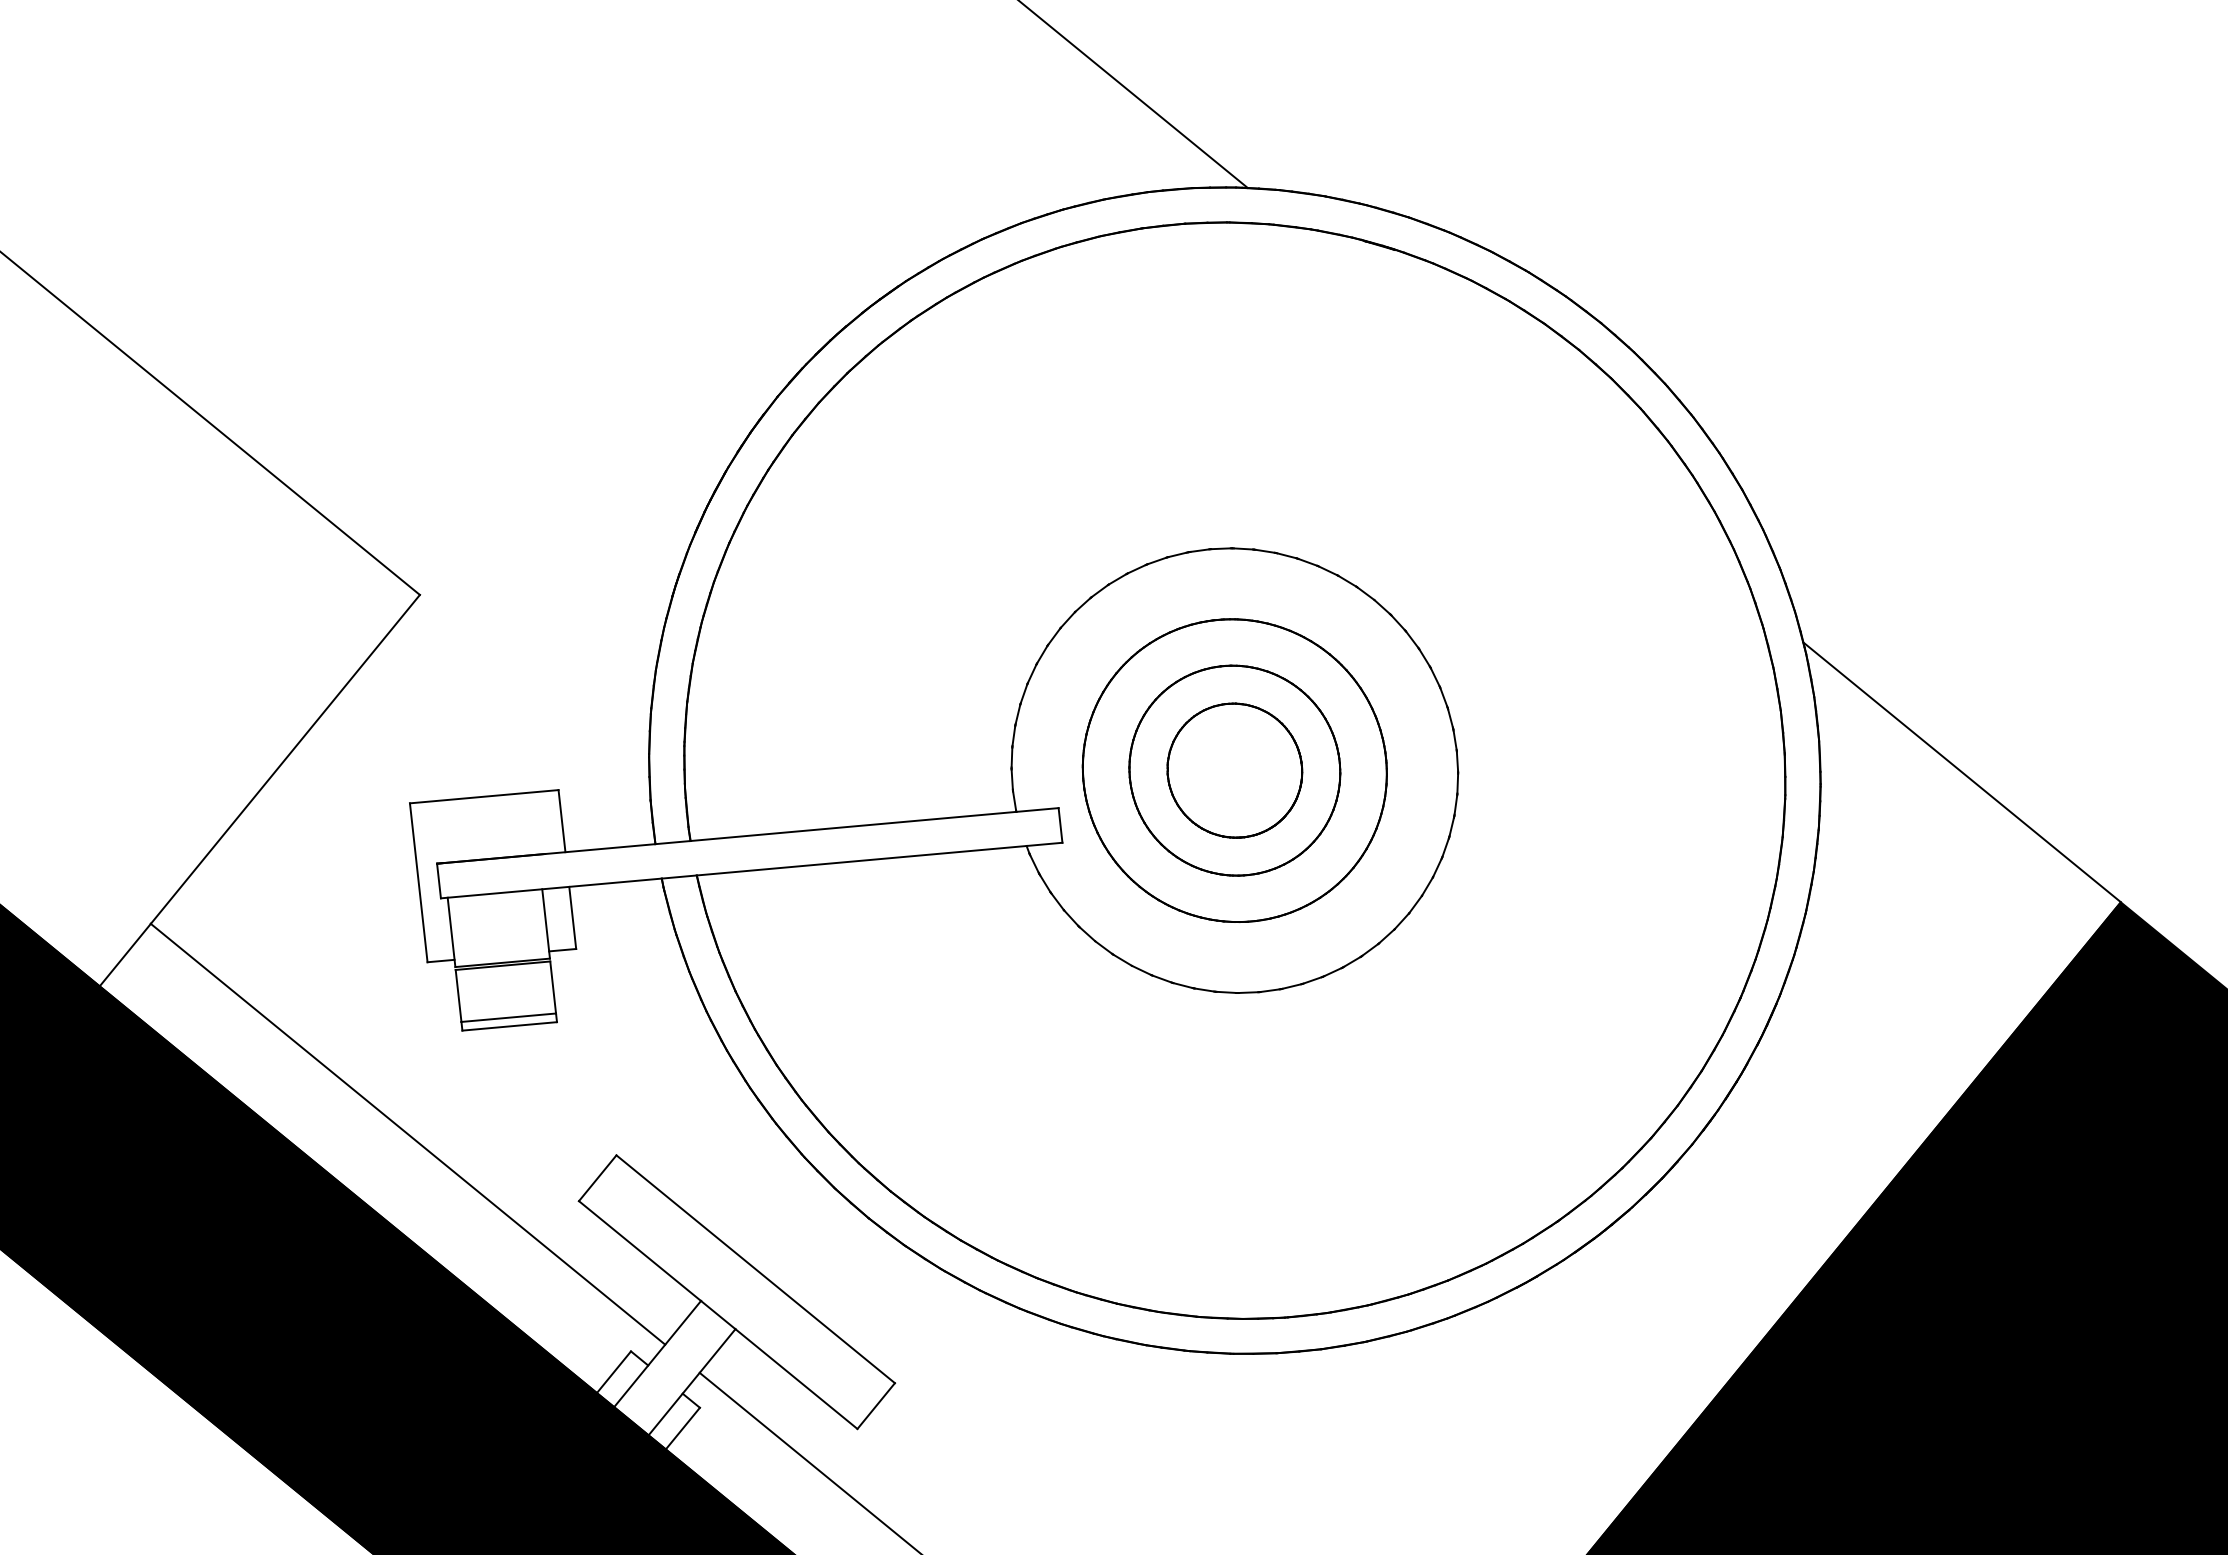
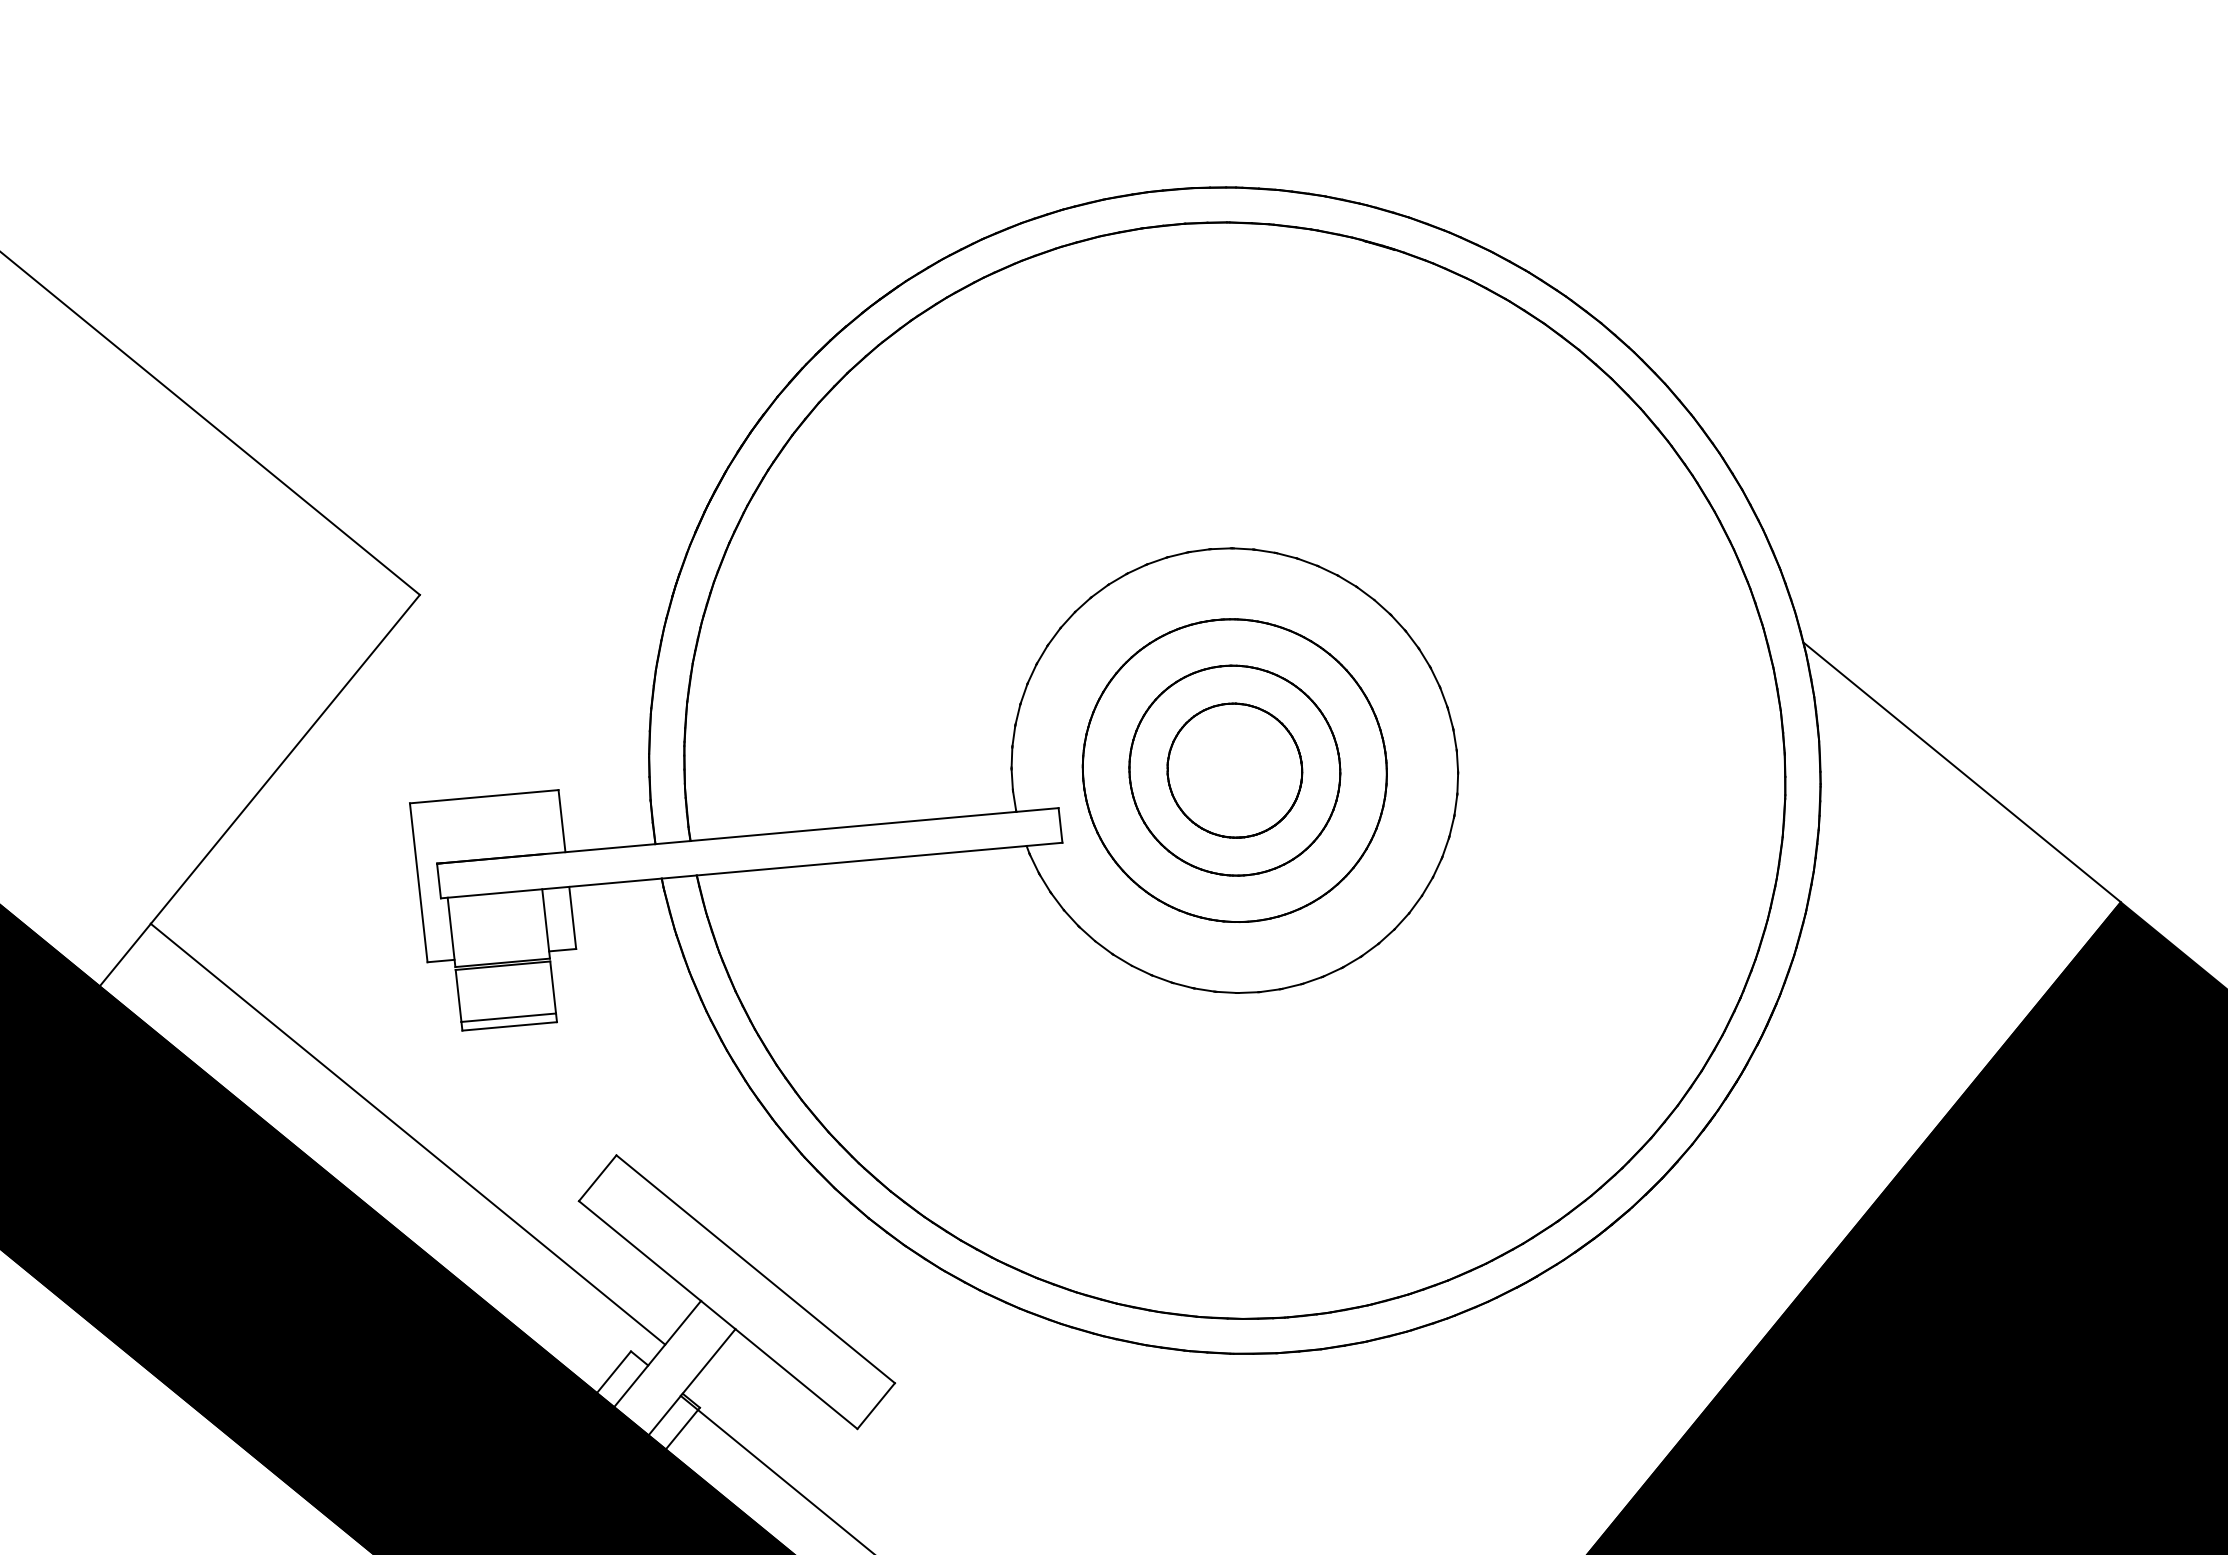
line: present -> none (1133, 95)
line position: (808, 1461) -> (775, 1473) (775, 1473)
